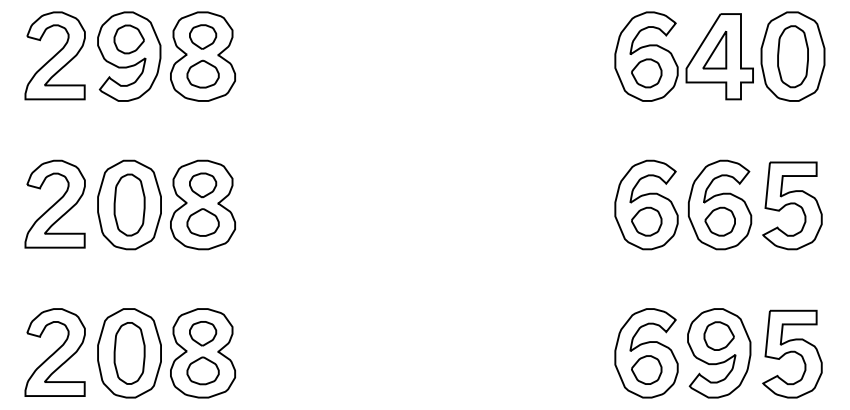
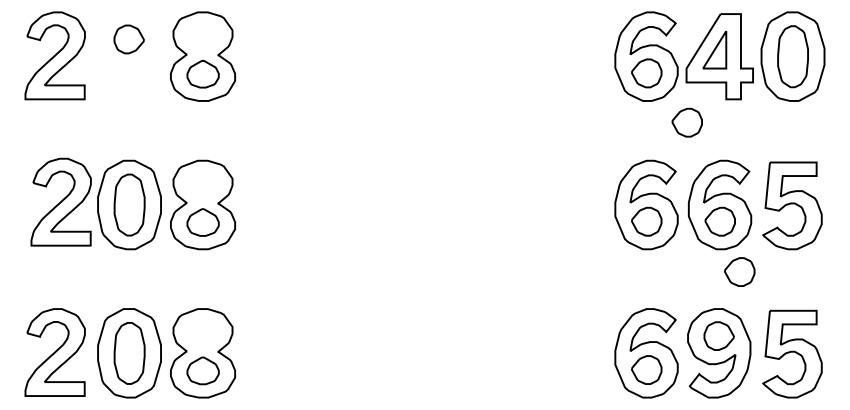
part: present -> none (203, 36)
part: present -> none (129, 56)
part: none -> present (686, 122)
part: present -> none (203, 185)
part position: (54, 203) -> (60, 201) (60, 201)
part: none -> present (739, 271)
part: present -> none (203, 333)
